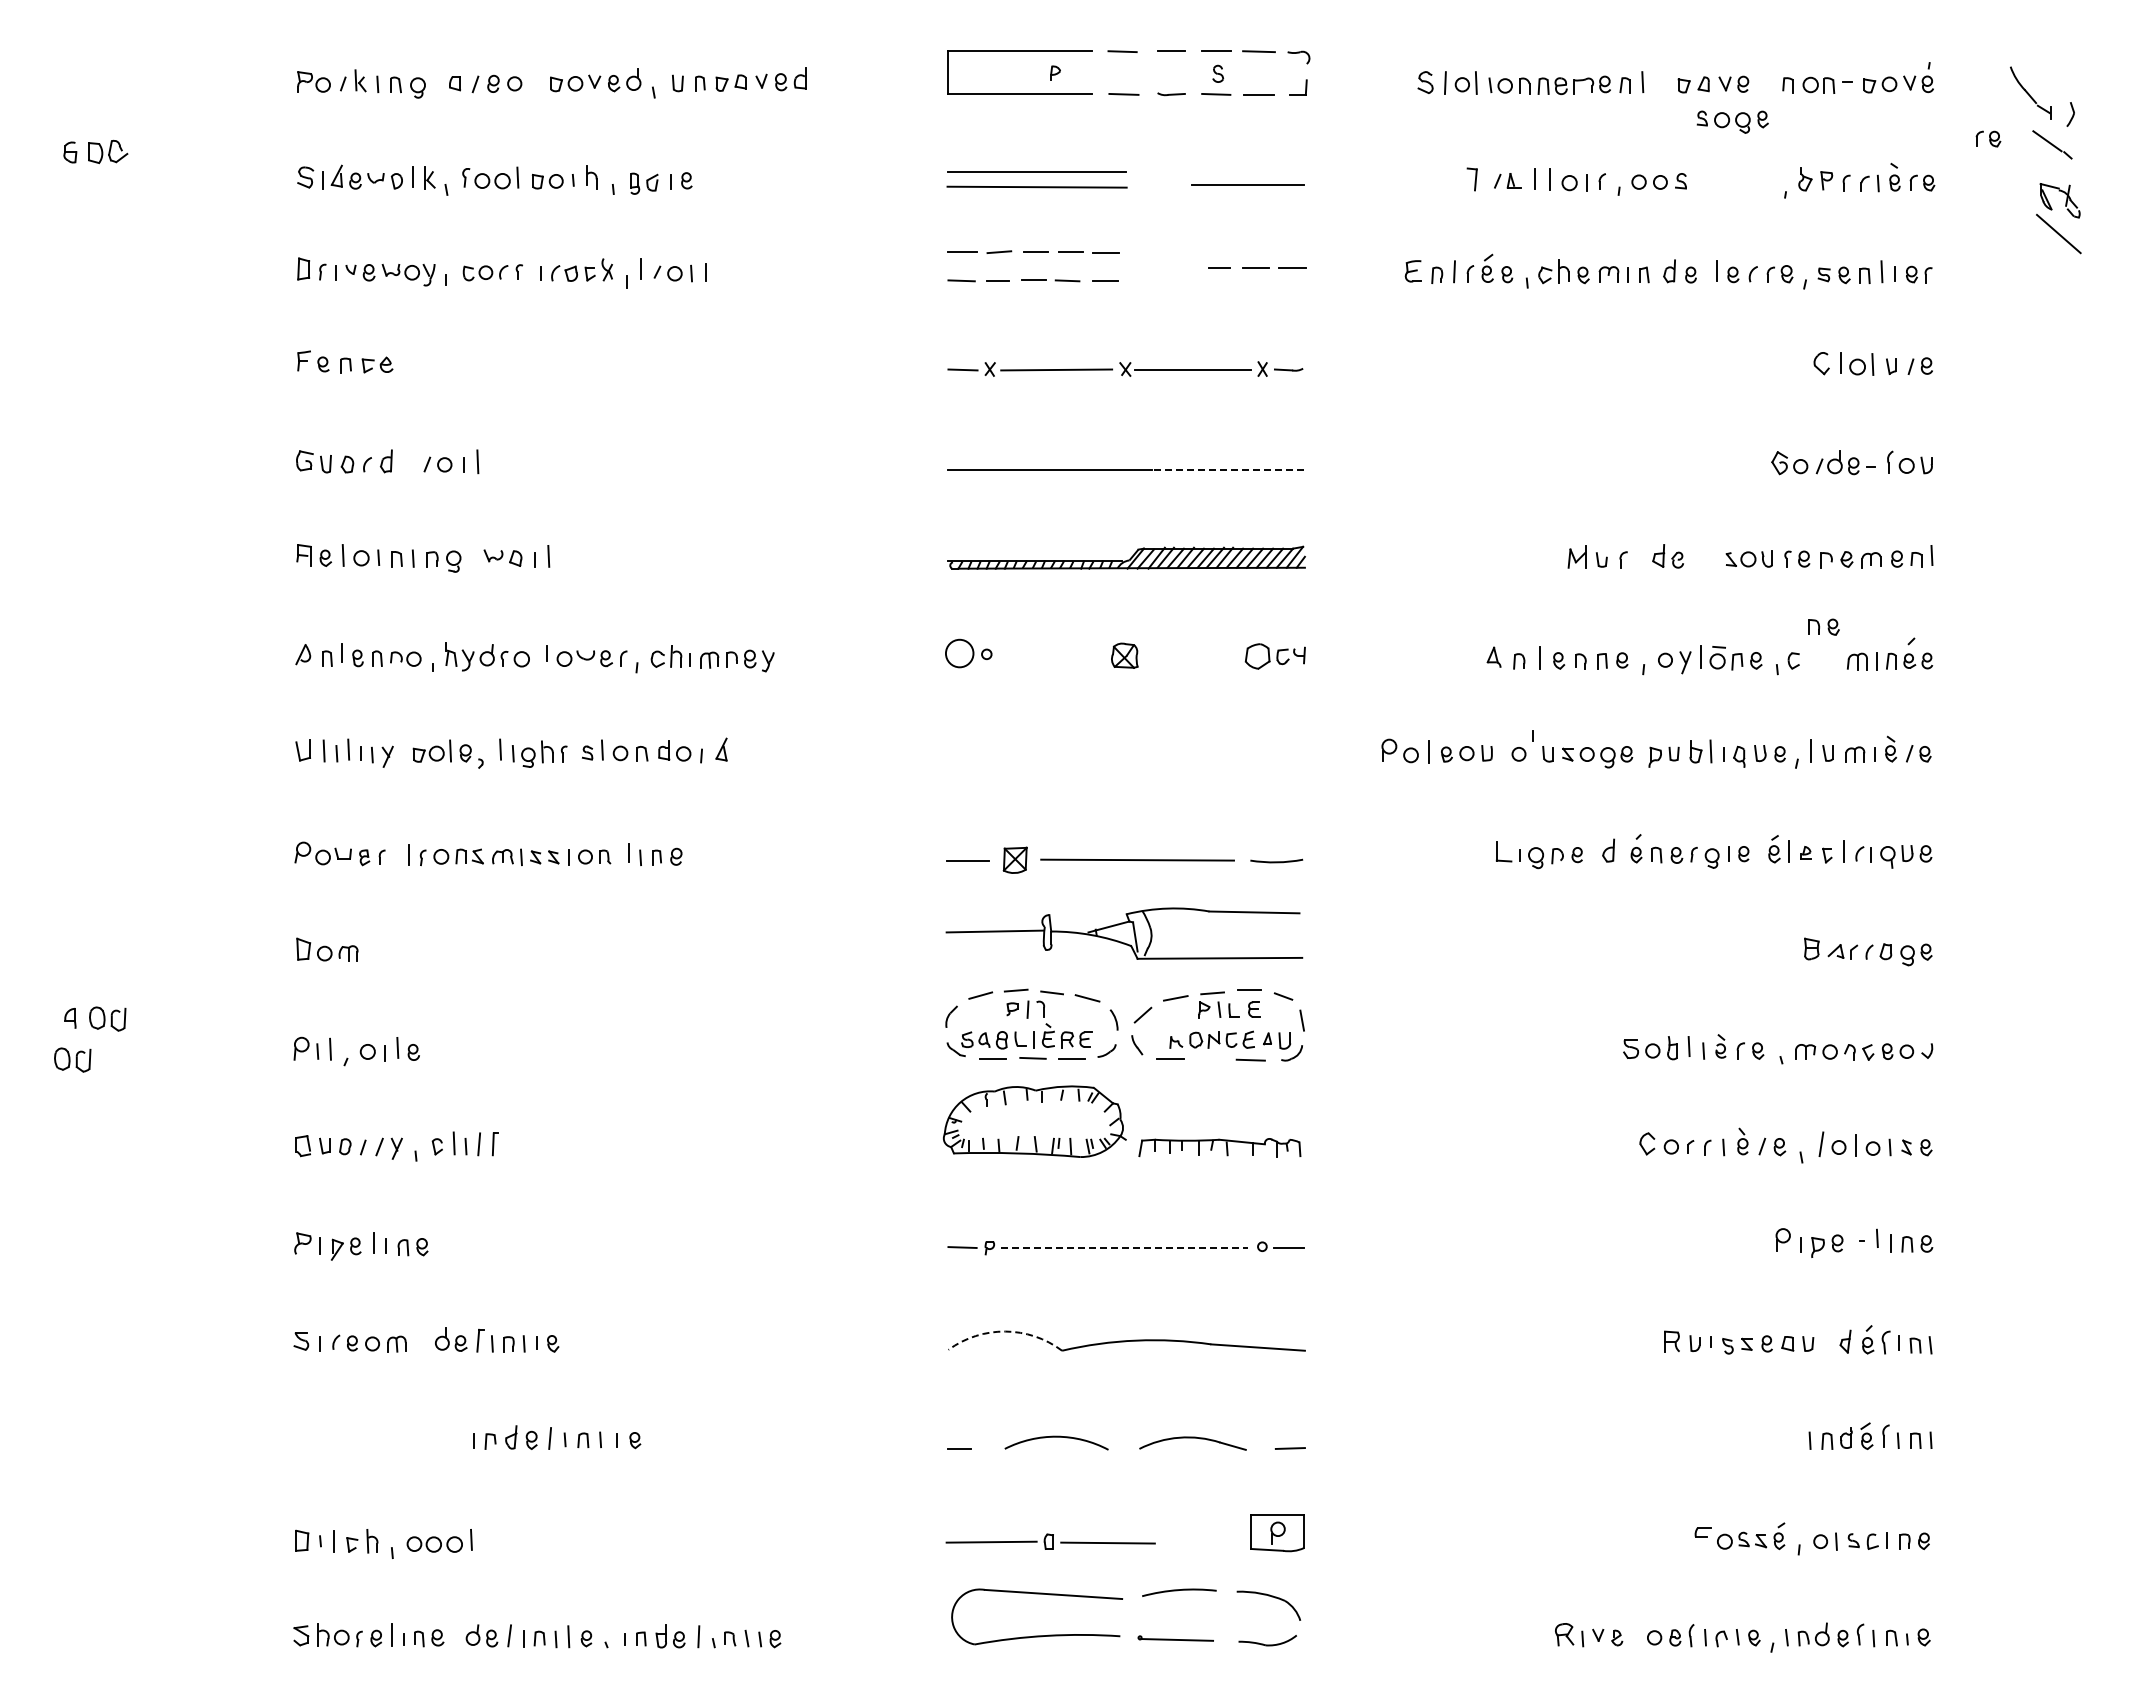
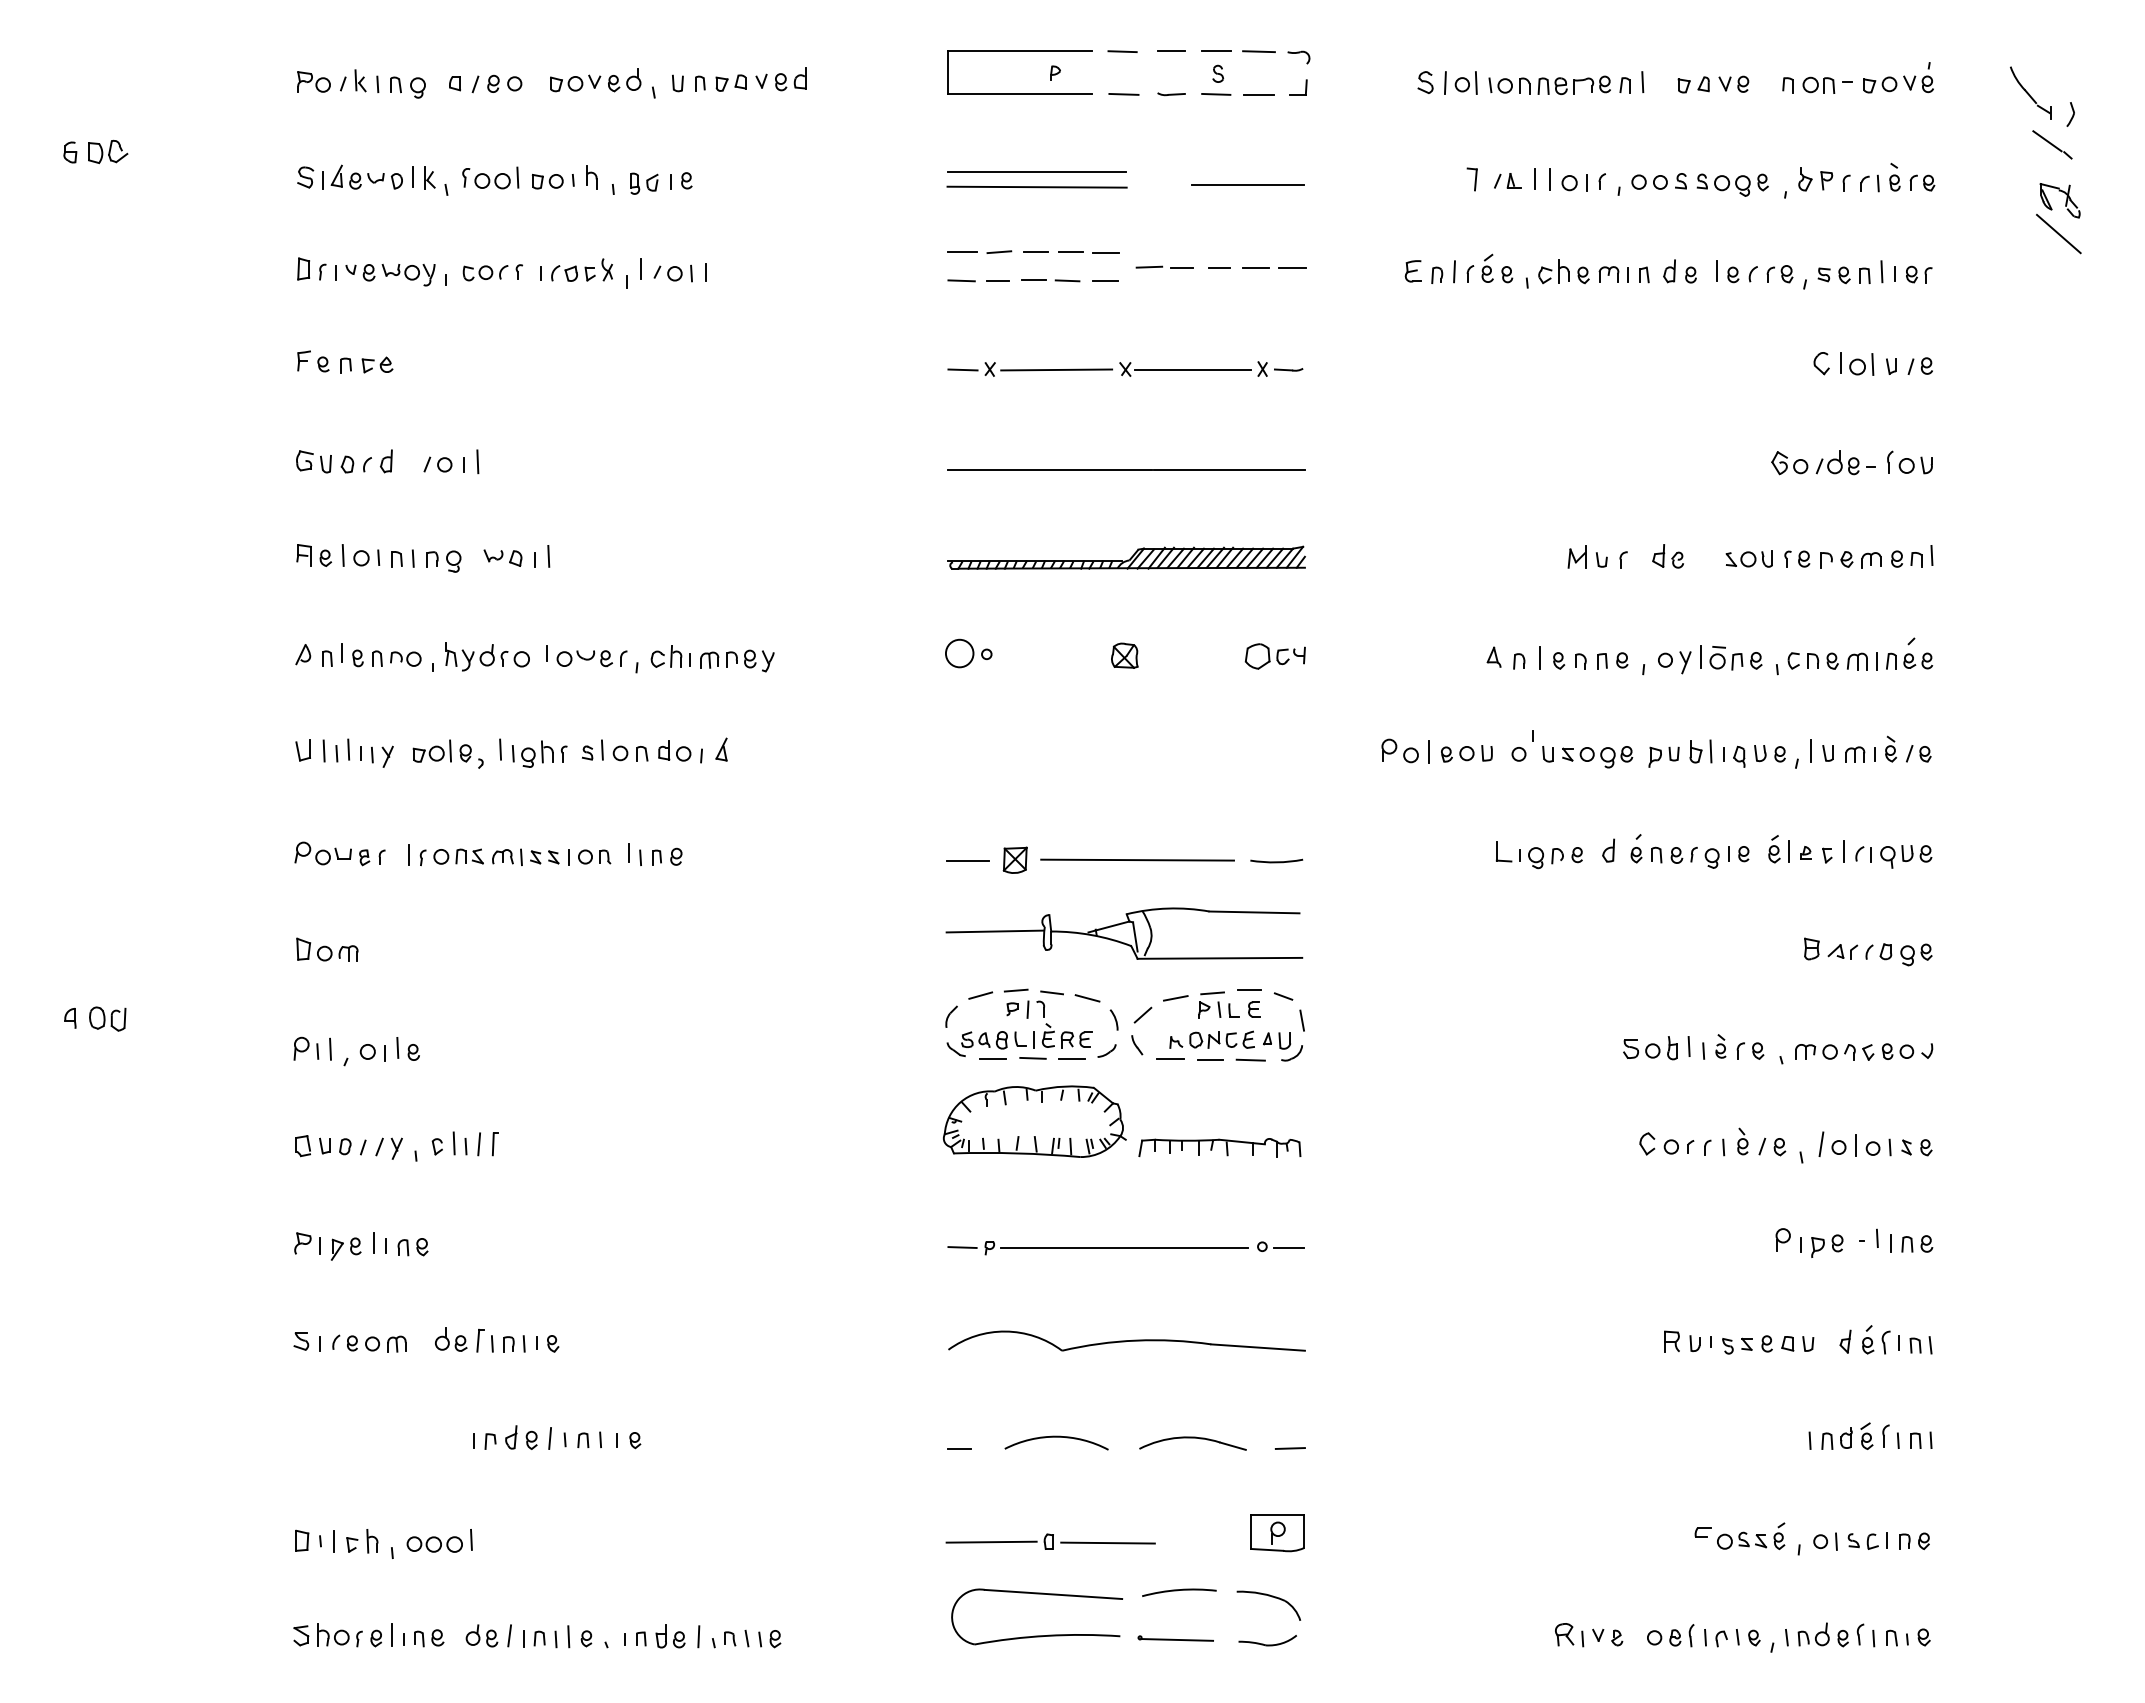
part position: (1732, 121) -> (1732, 184) (1732, 184)
part: present -> none (1988, 138)
part: none -> present (1164, 266)
line: dashed -> solid (1229, 470)
part position: (1823, 626) -> (1822, 660) (1822, 660)
part: present -> none (72, 1059)
line: none -> present (1210, 1059)
line: dashed -> solid (1124, 1247)
arc: dashed -> solid (1005, 1331)
